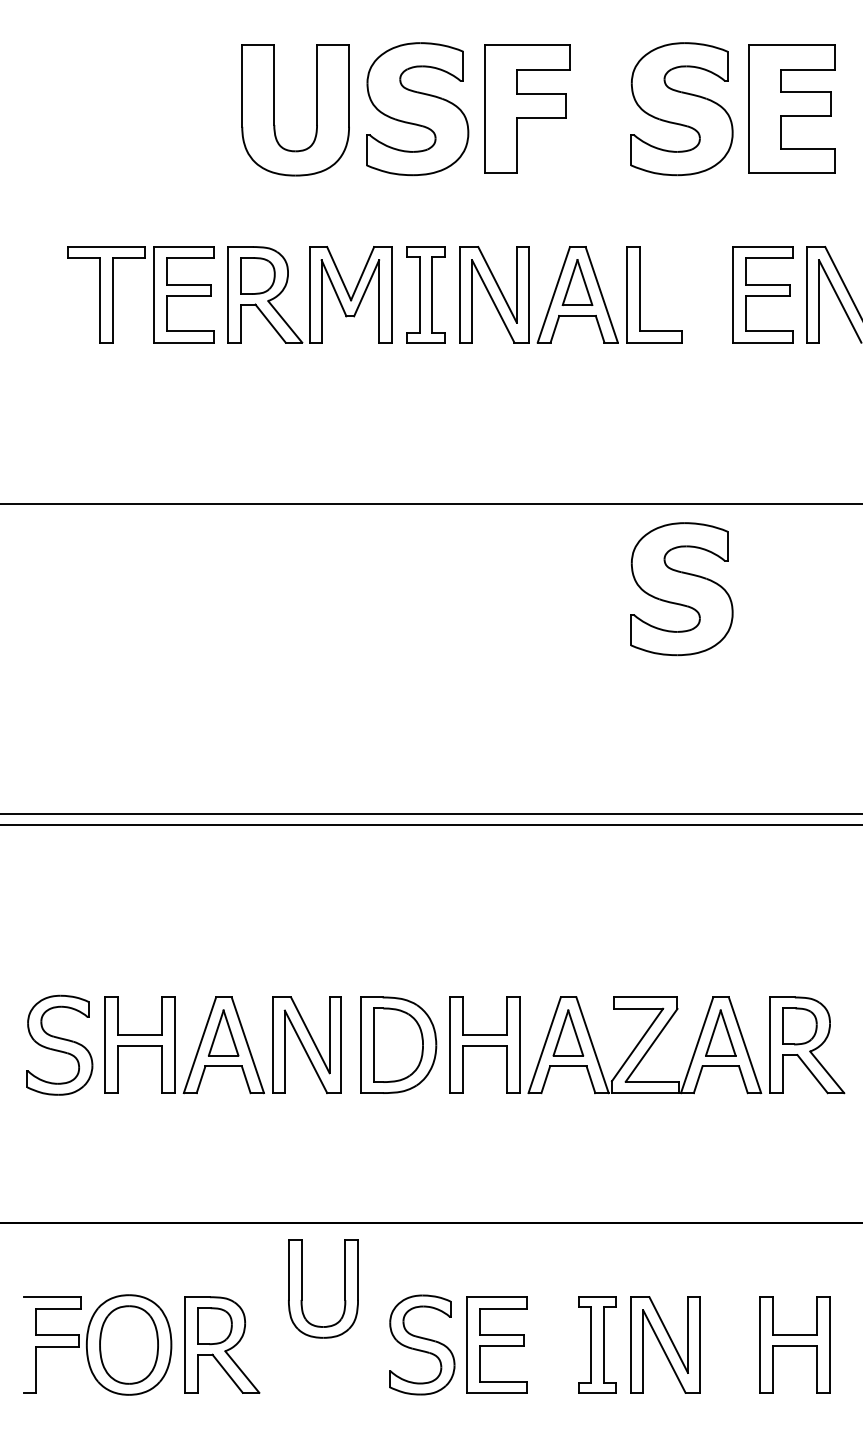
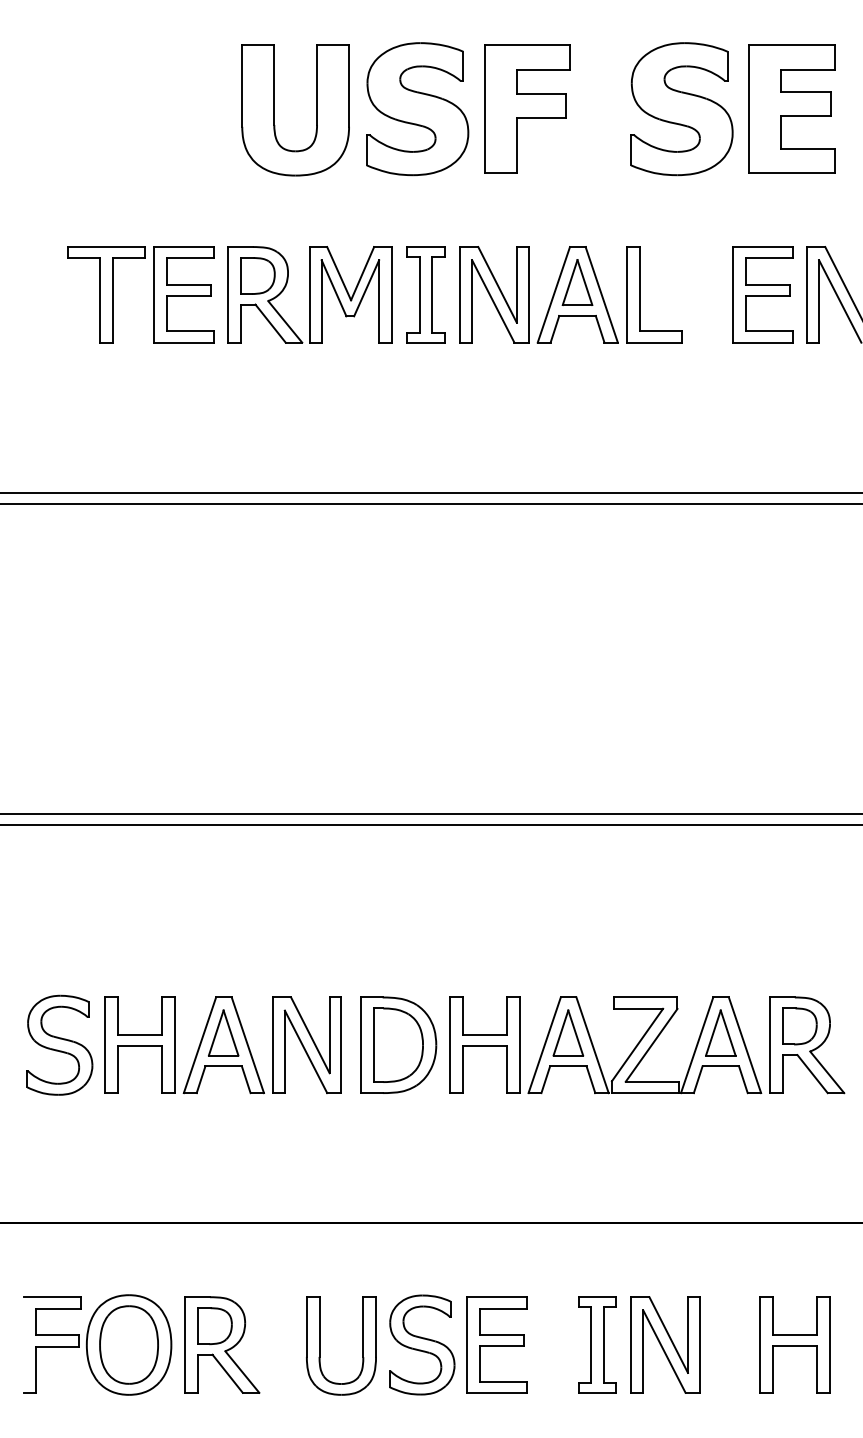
line: none -> present (430, 492)
part: present -> none (681, 589)
part position: (302, 1288) -> (320, 1345) (320, 1345)
